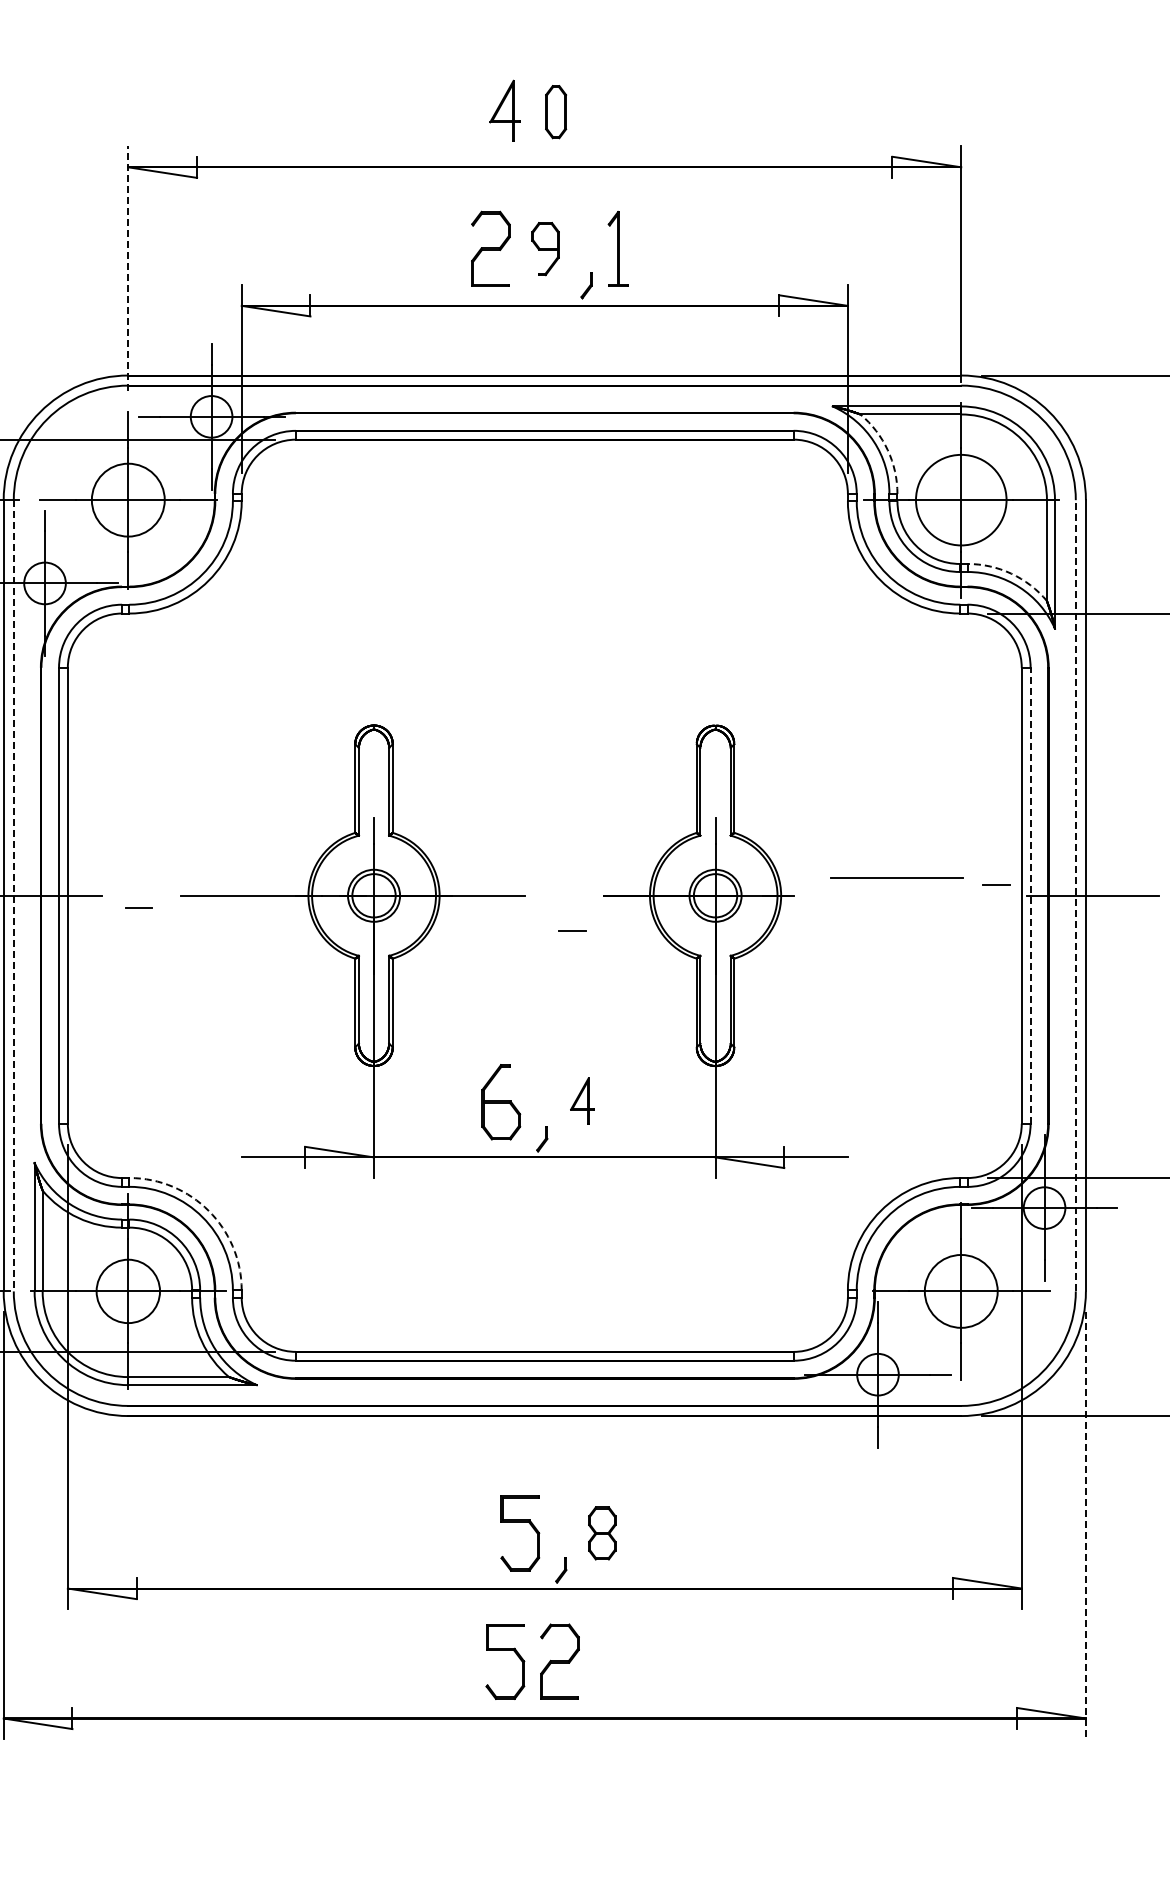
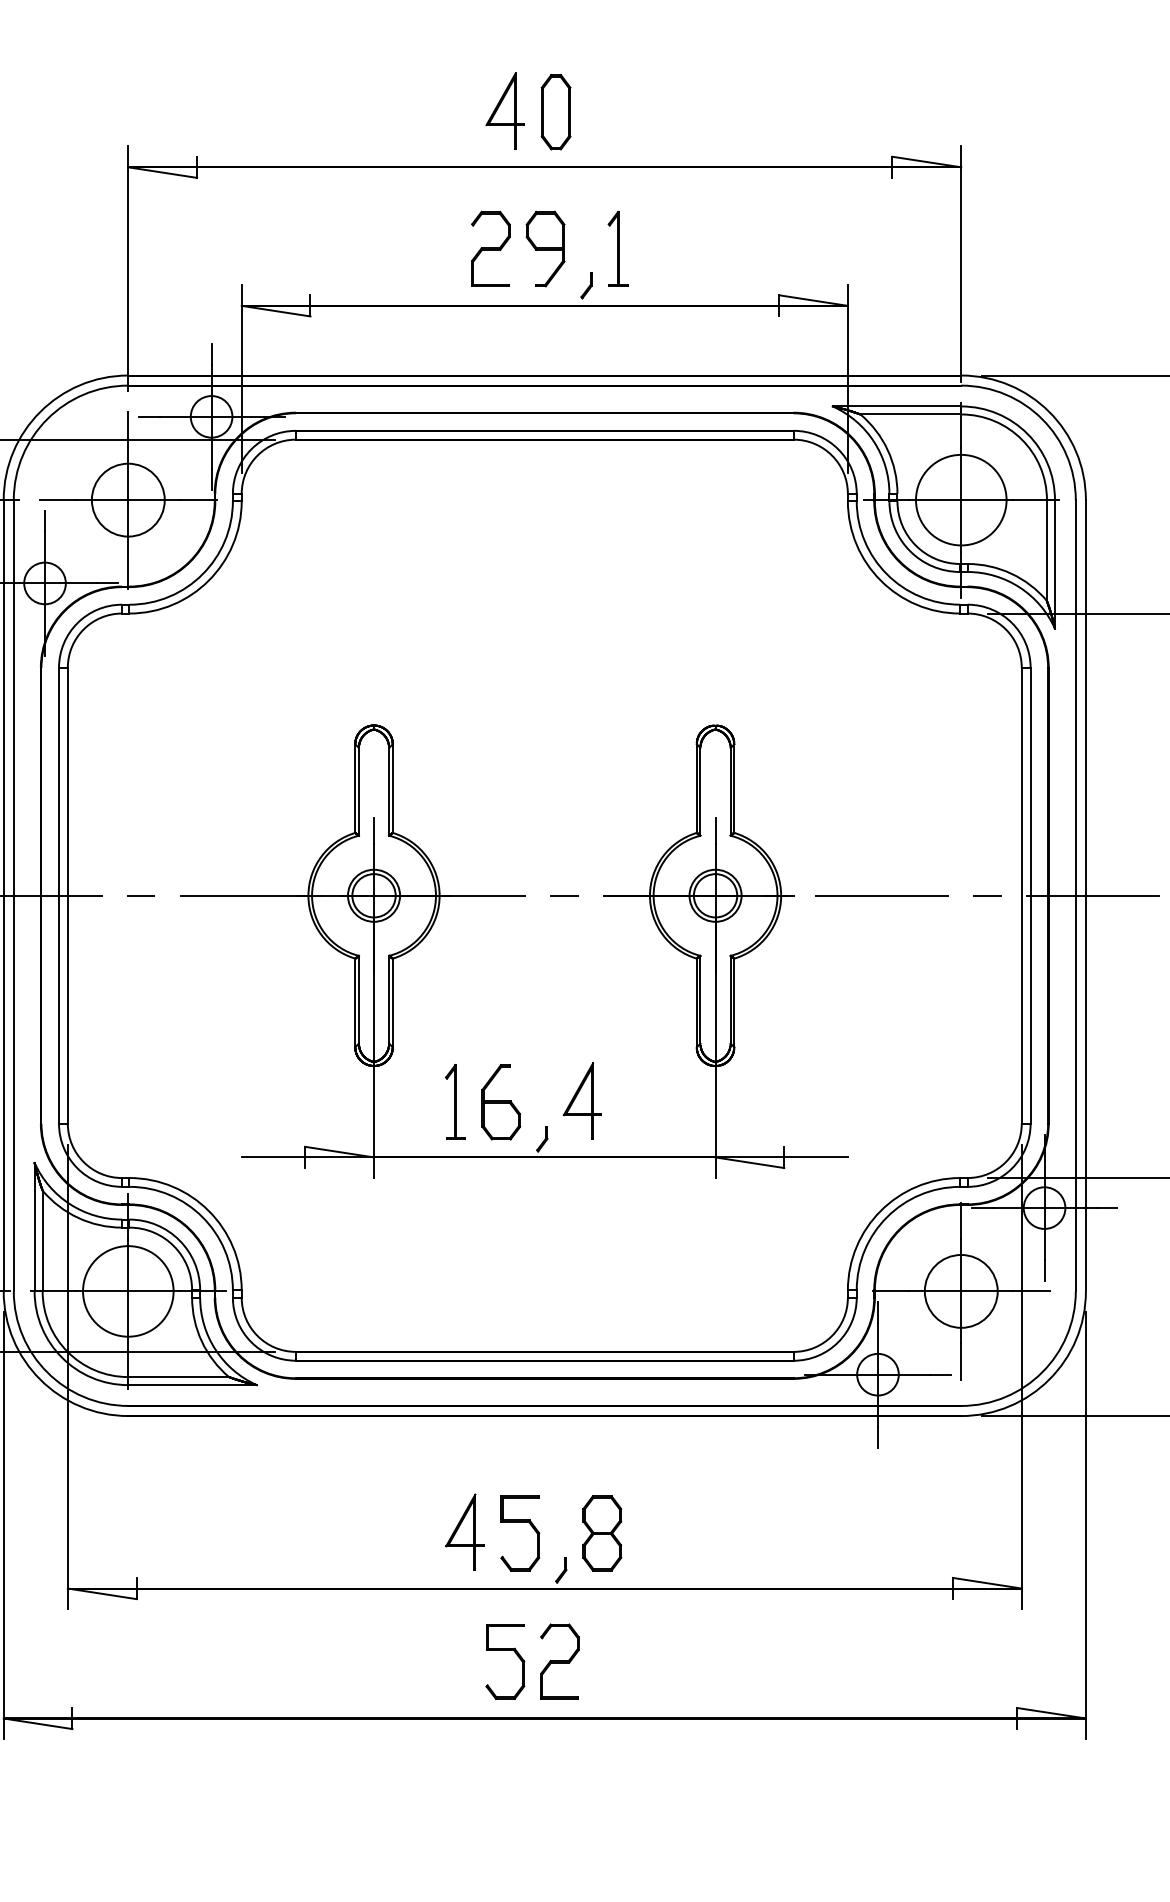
part size: 32x63 px -> 40x78 px (504, 110)
part size: 23x55 px -> 32x78 px (555, 111)
part size: 29x55 px -> 41x78 px (545, 248)
line: dashed -> solid (128, 268)
arc: dashed -> solid (887, 450)
arc: dashed -> solid (1011, 573)
line position: (896, 877) -> (881, 895) (881, 895)
line position: (996, 884) -> (987, 895) (987, 895)
line: dashed -> solid (13, 895)
line: dashed -> solid (1030, 895)
line: dashed -> solid (1075, 895)
line position: (138, 907) -> (140, 895) (140, 895)
line position: (572, 930) -> (564, 895) (564, 895)
part size: 25x48 px -> 40x78 px (581, 1100)
part: none -> present (455, 1101)
arc: dashed -> solid (208, 1210)
circle diameter: 63 px -> 91 px (128, 1291)
line: dashed -> solid (1085, 1525)
part: none -> present (464, 1531)
part size: 29x55 px -> 41x77 px (602, 1533)
